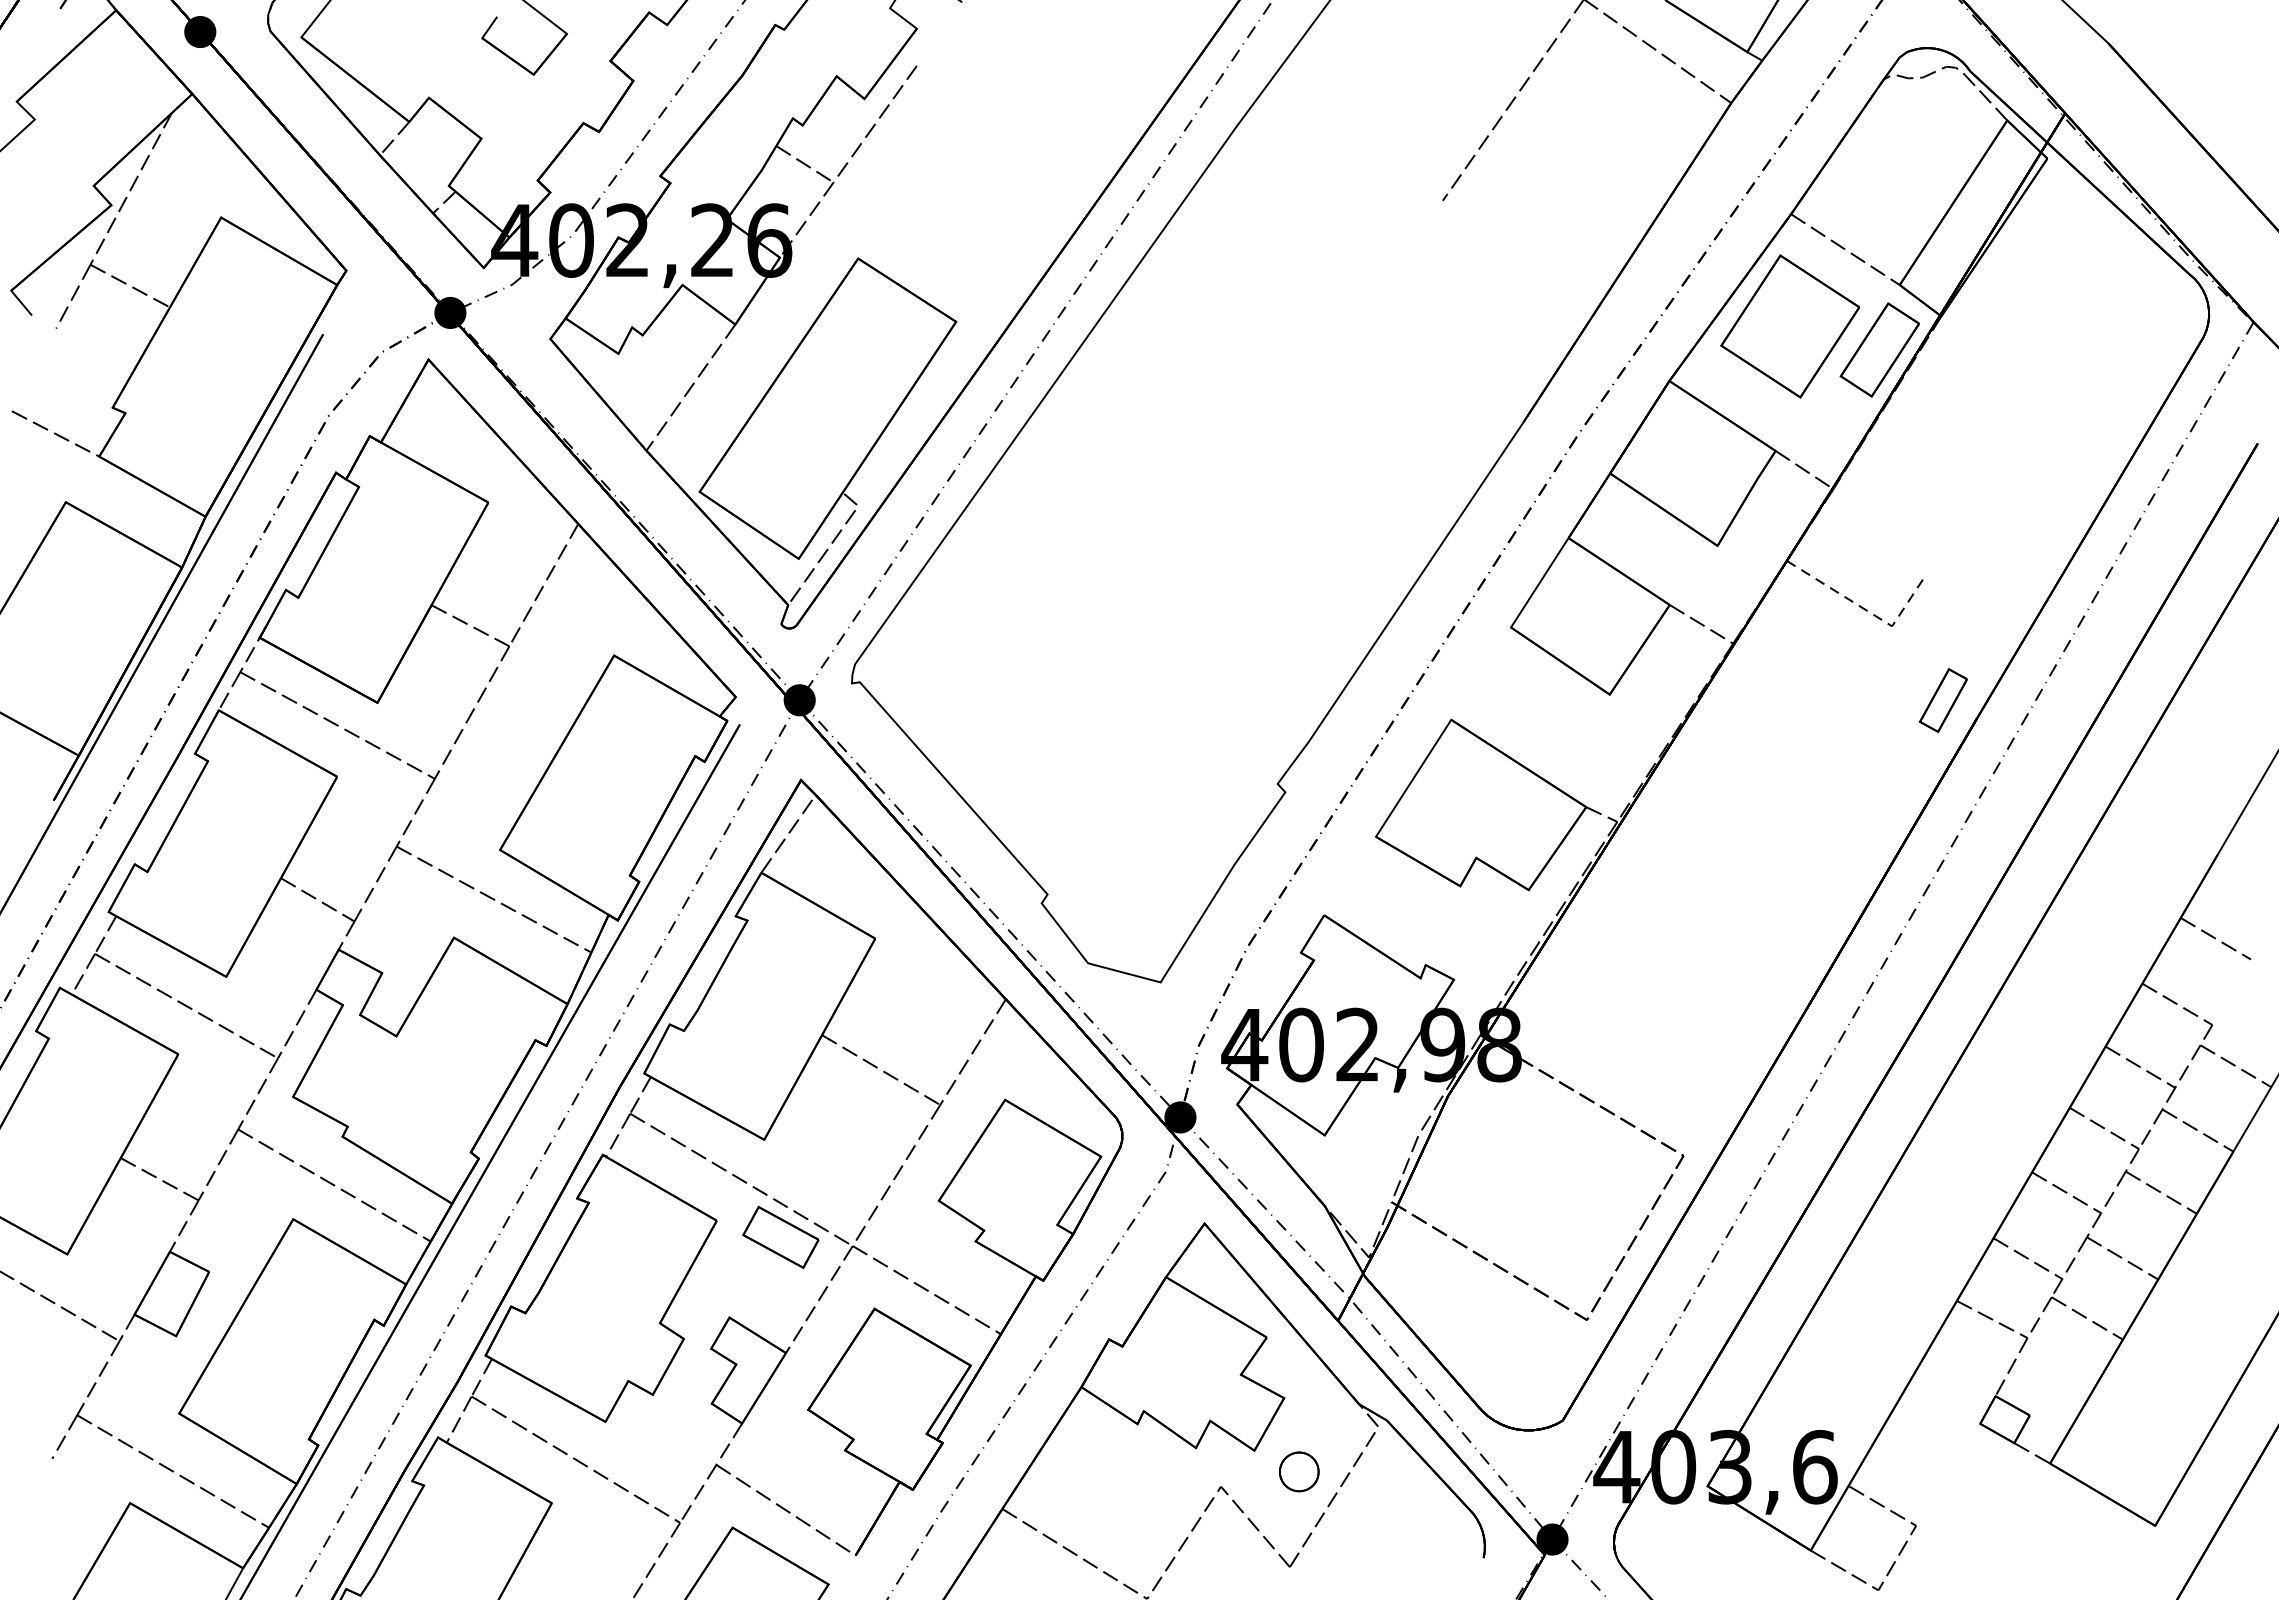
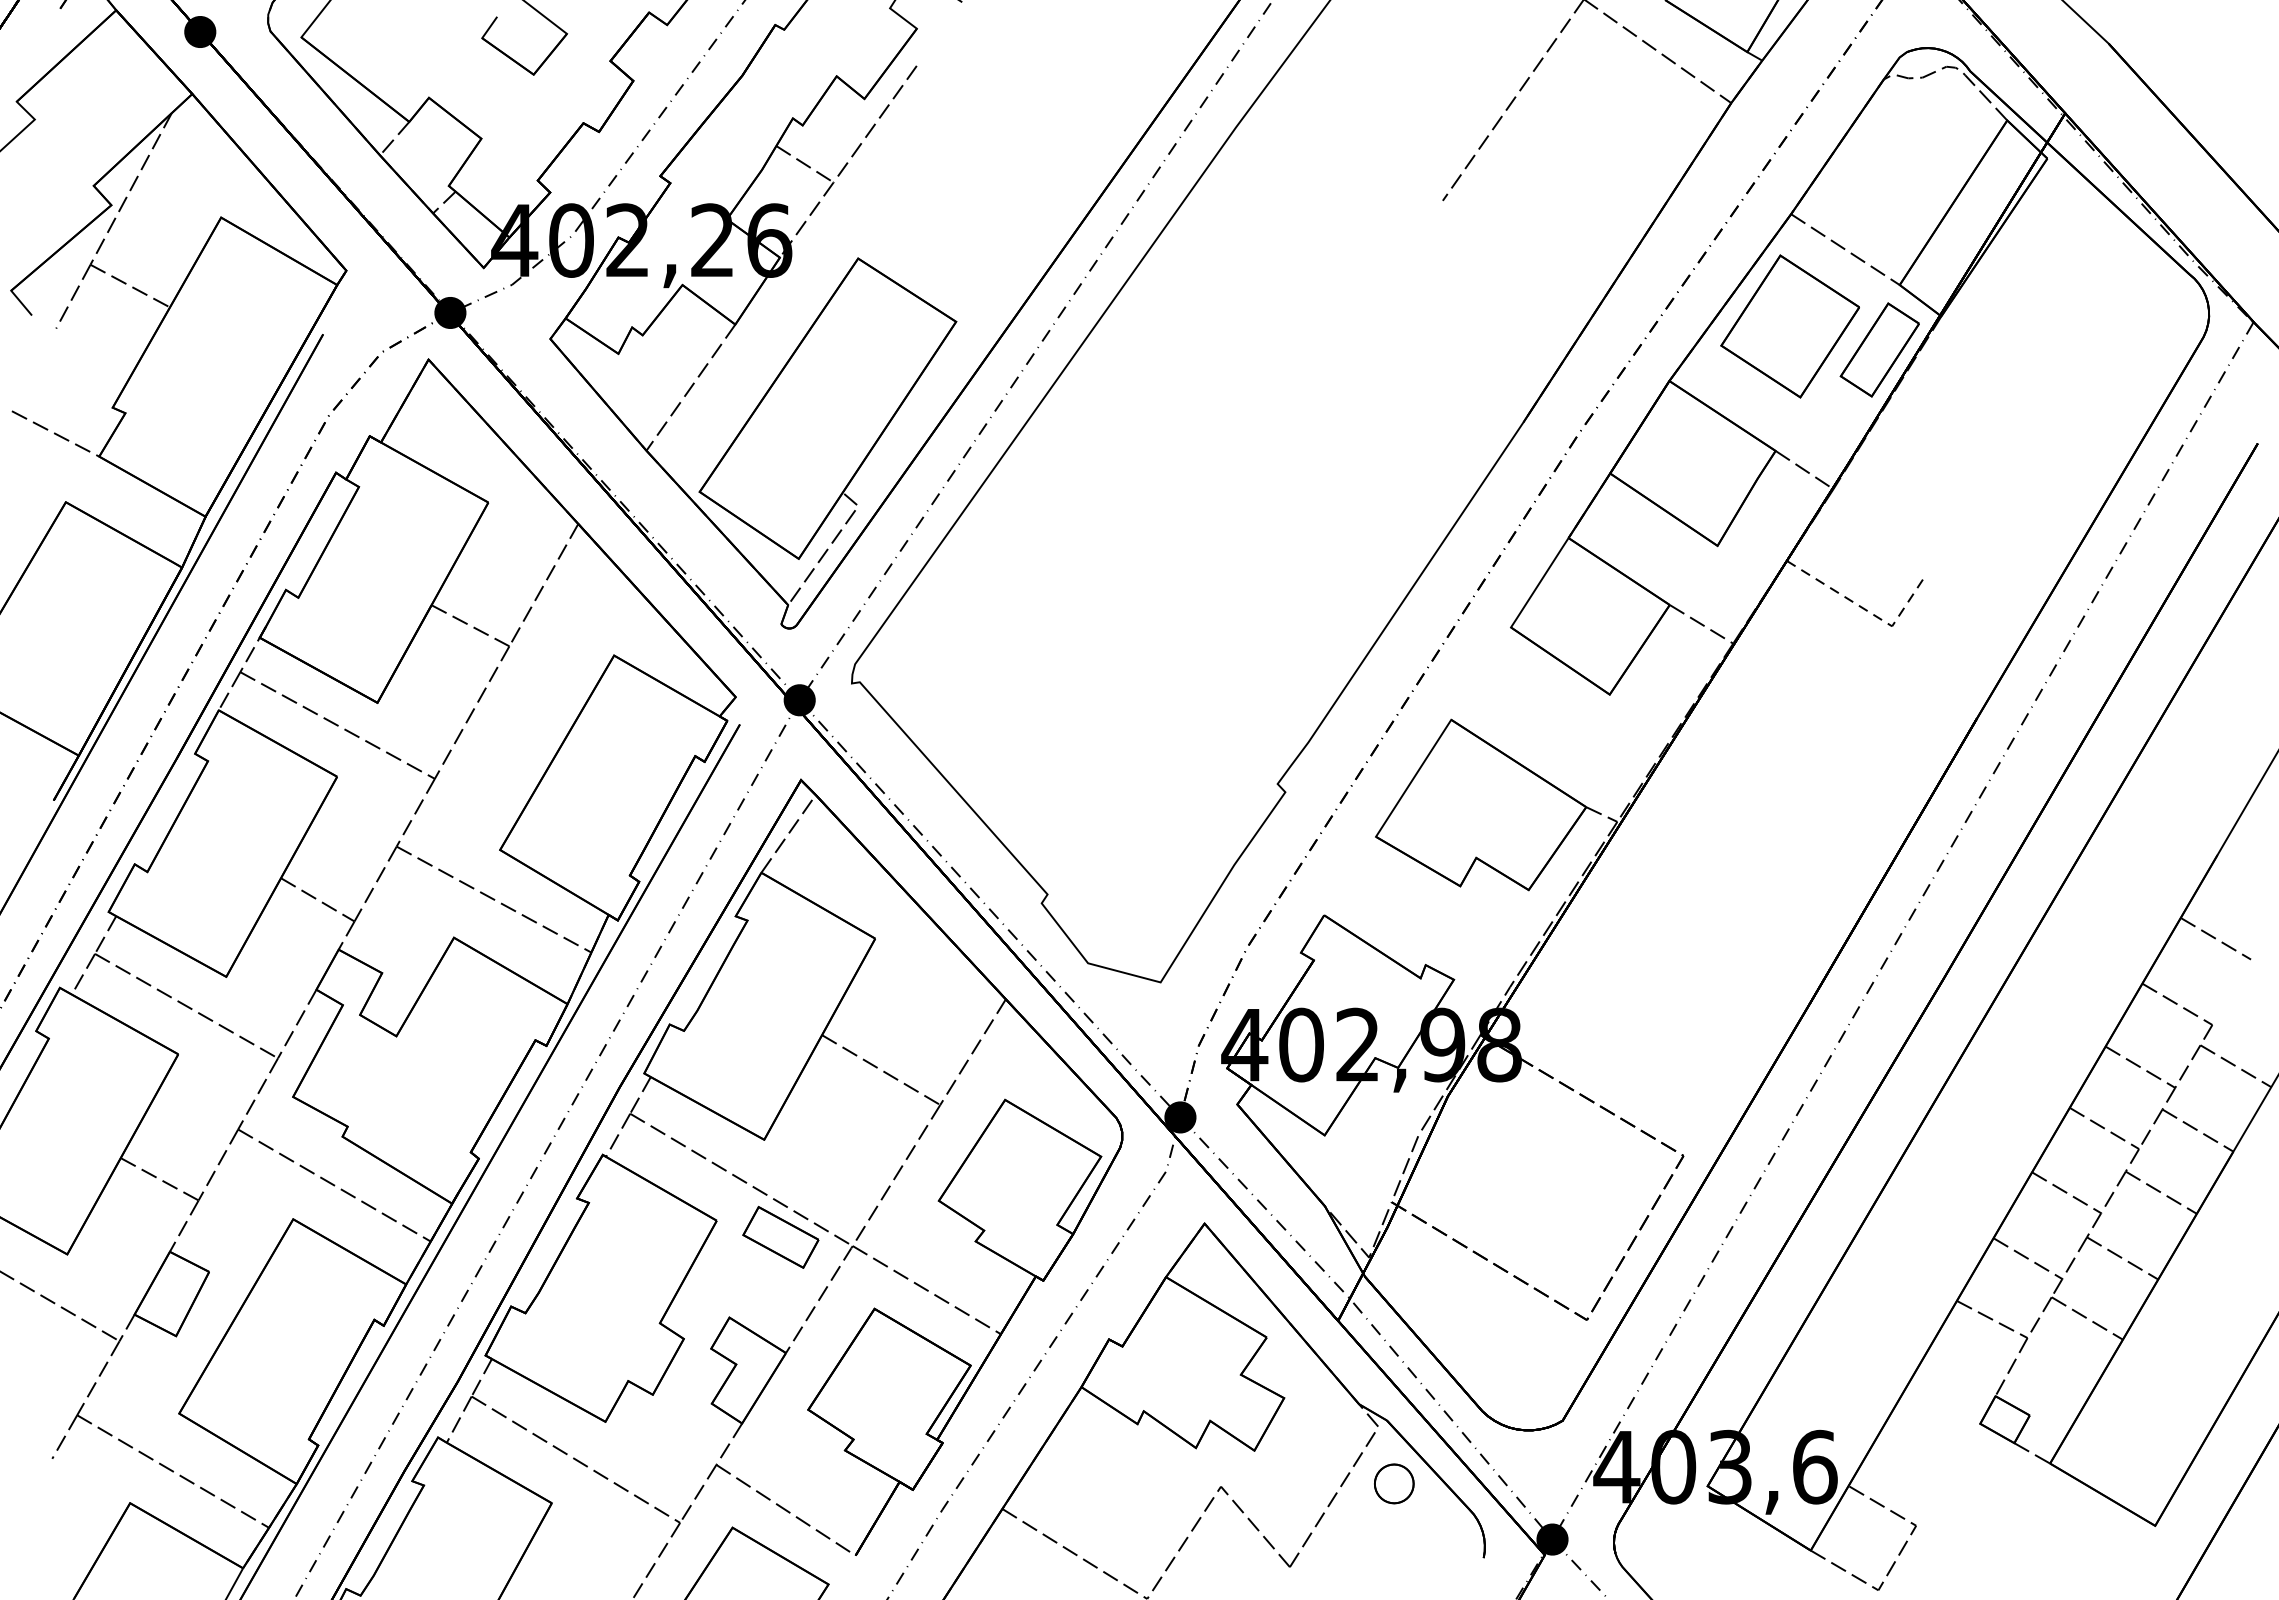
part: present -> none (1942, 700)
part position: (1299, 1471) -> (1394, 1483) (1394, 1483)
